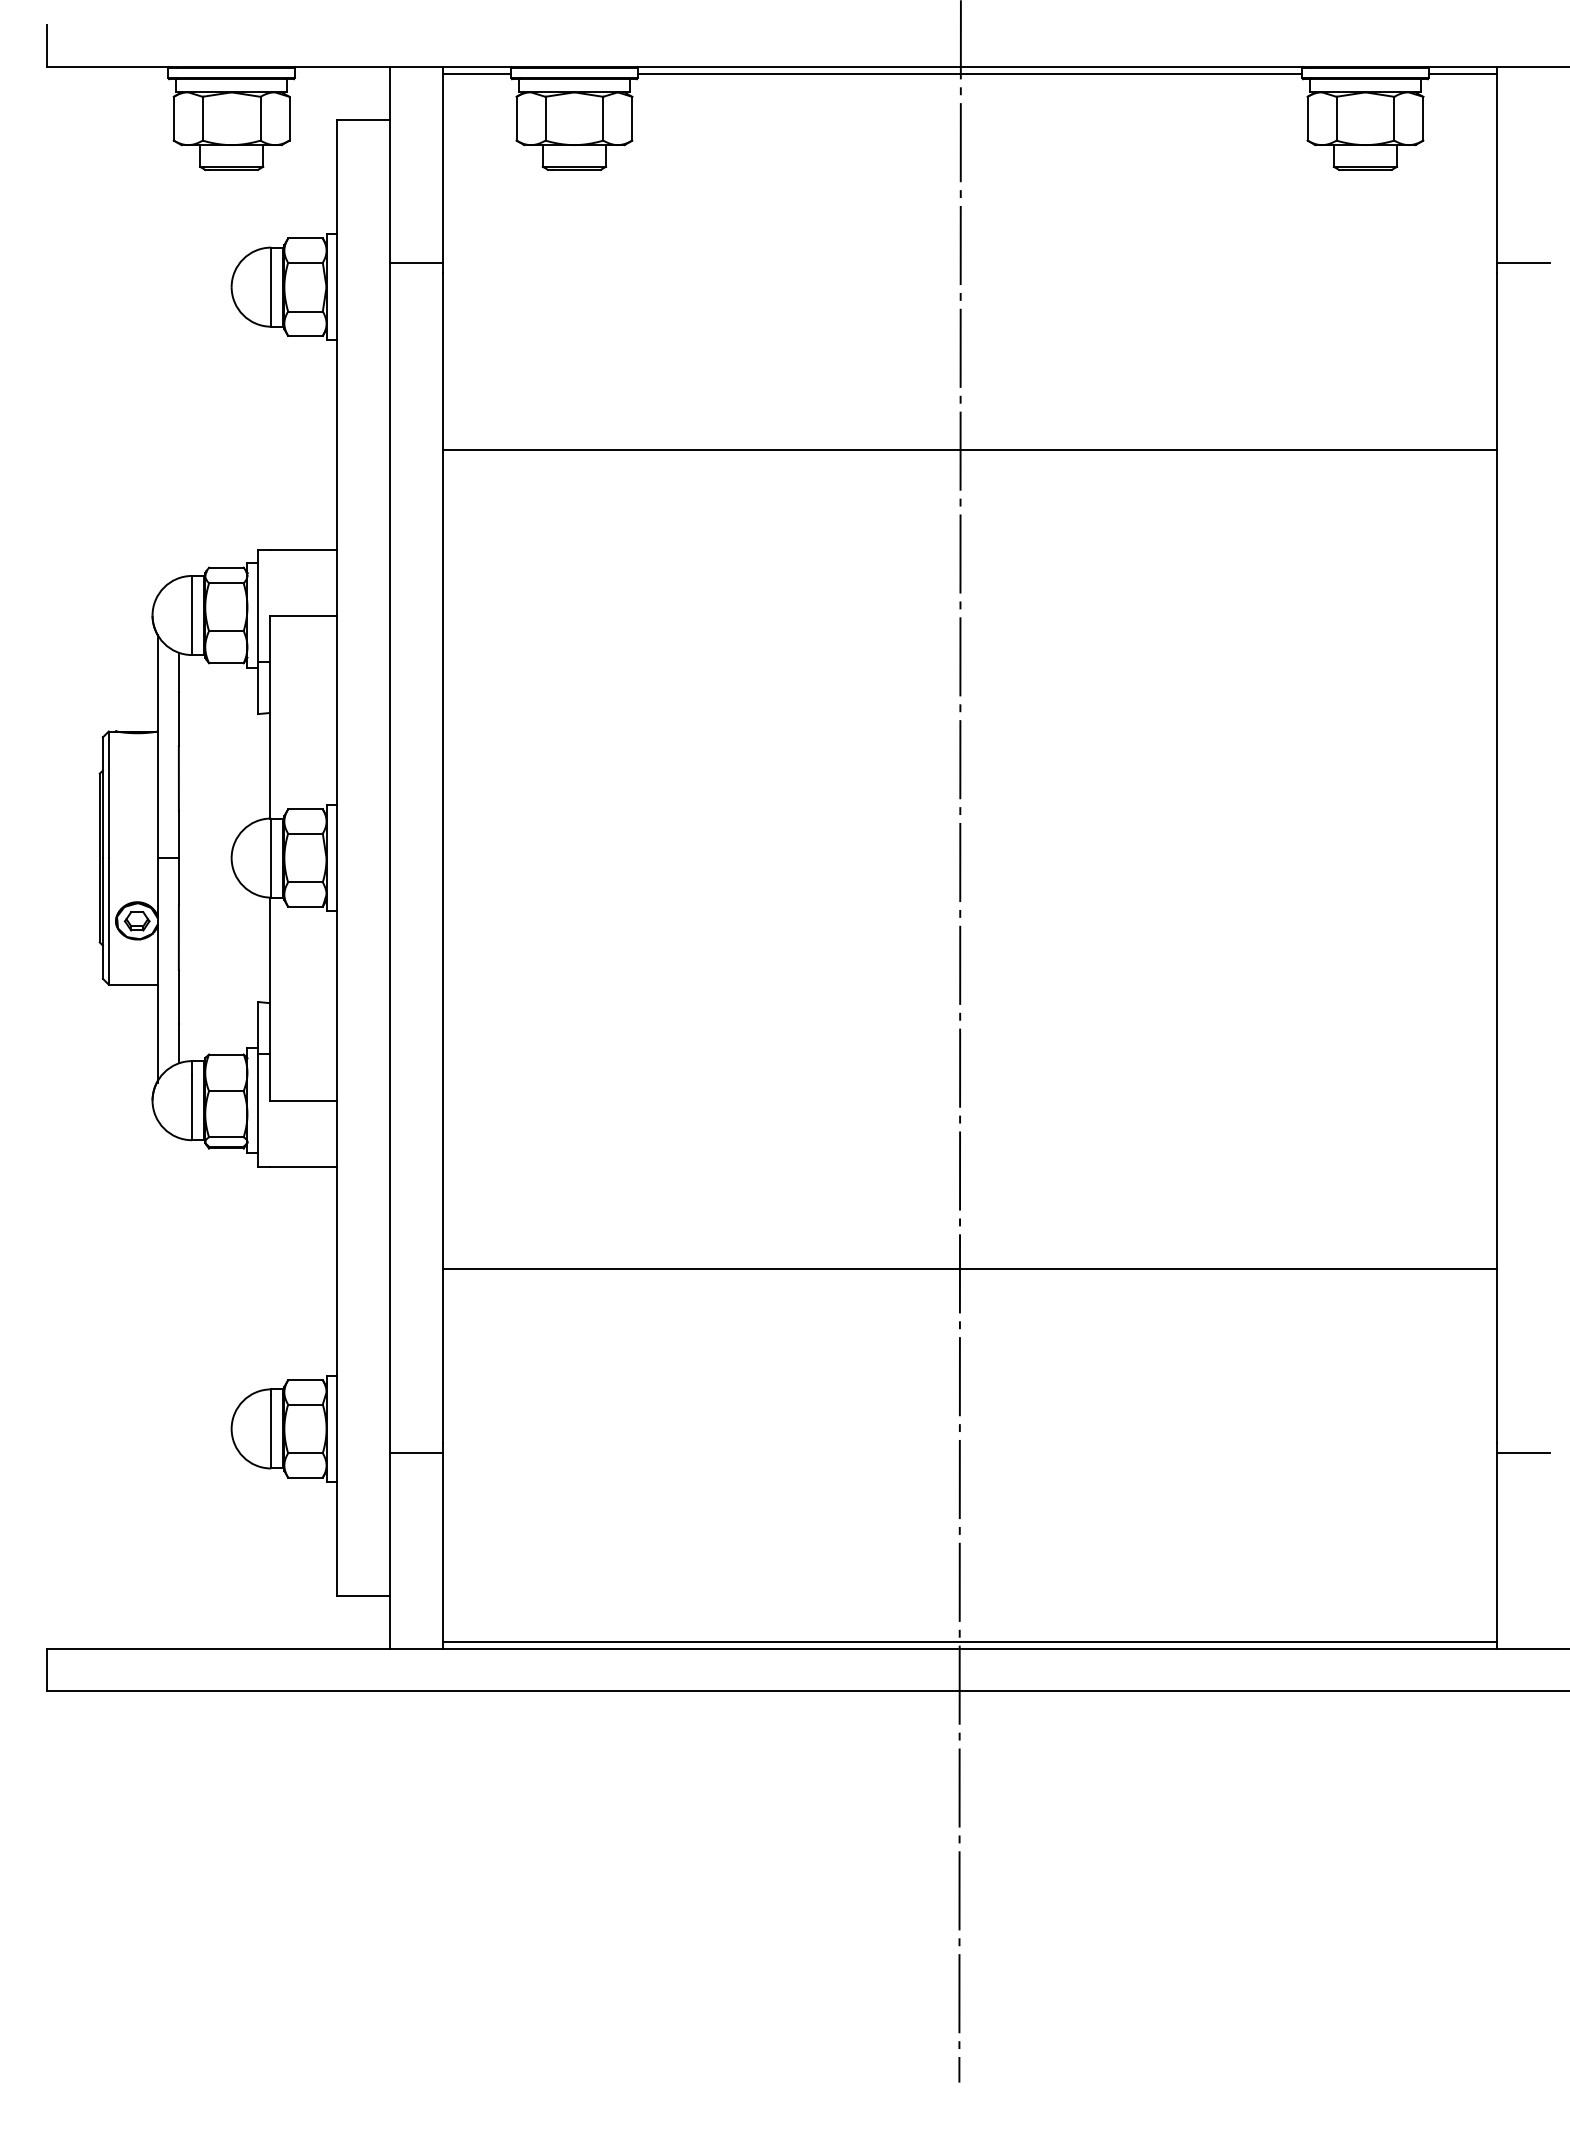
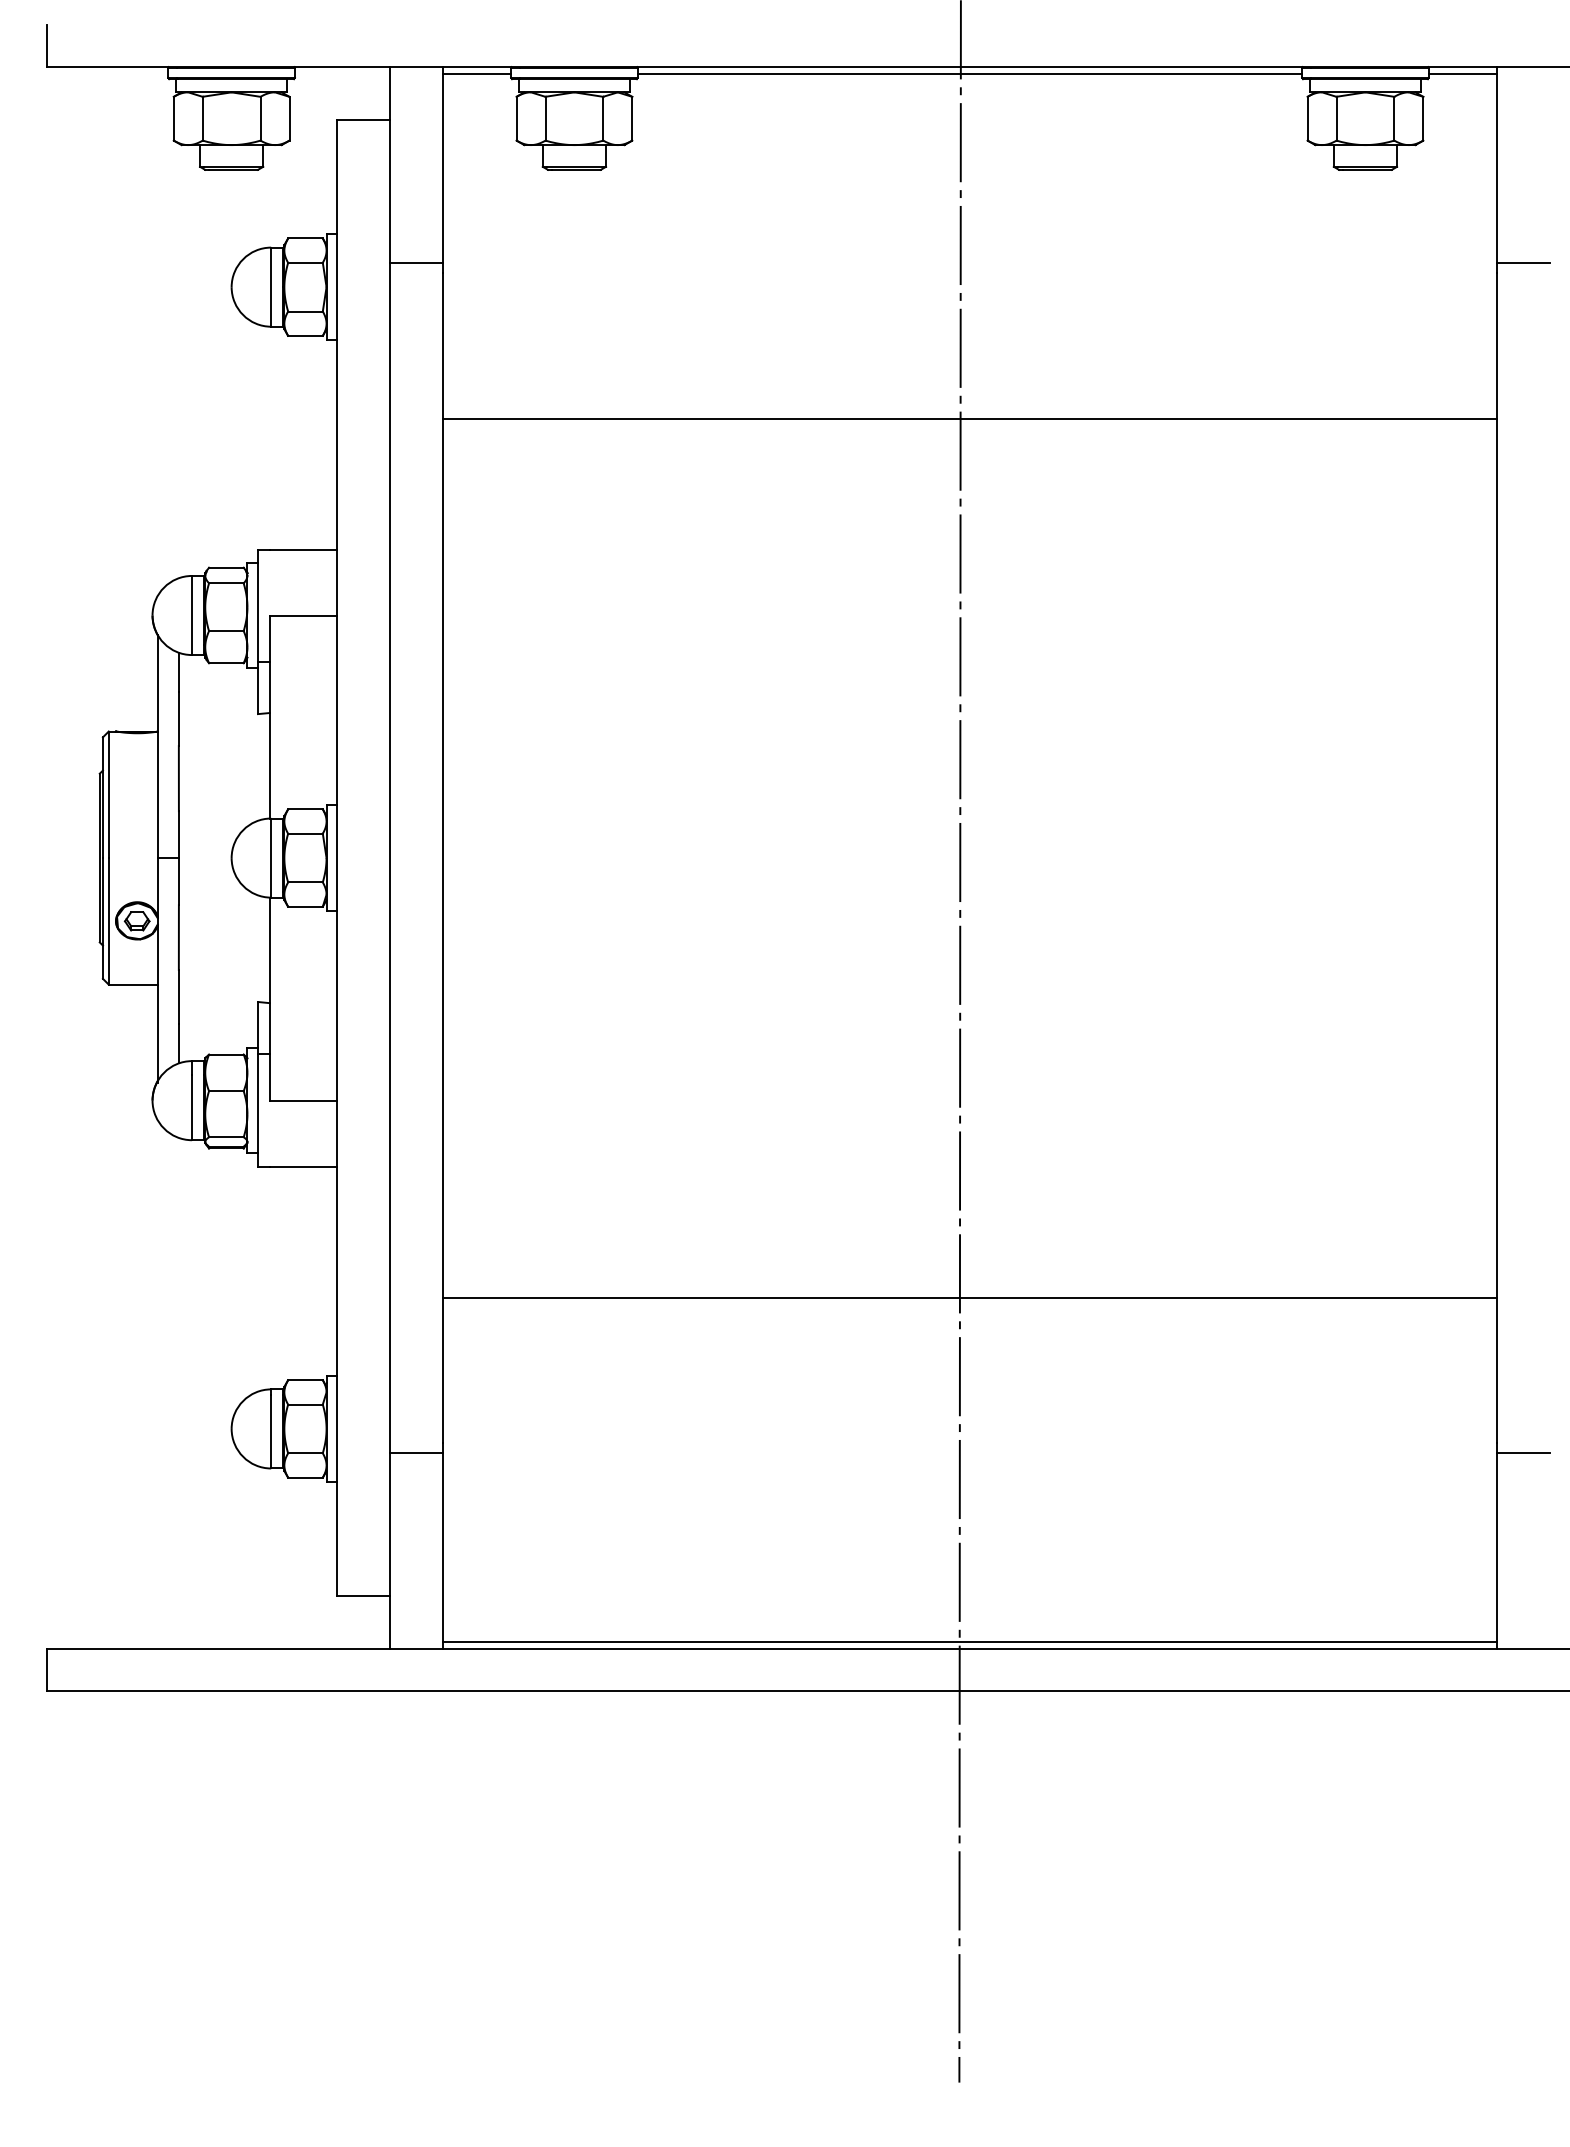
line position: (969, 449) -> (969, 418) (969, 418)
line position: (969, 1268) -> (969, 1297) (969, 1297)
